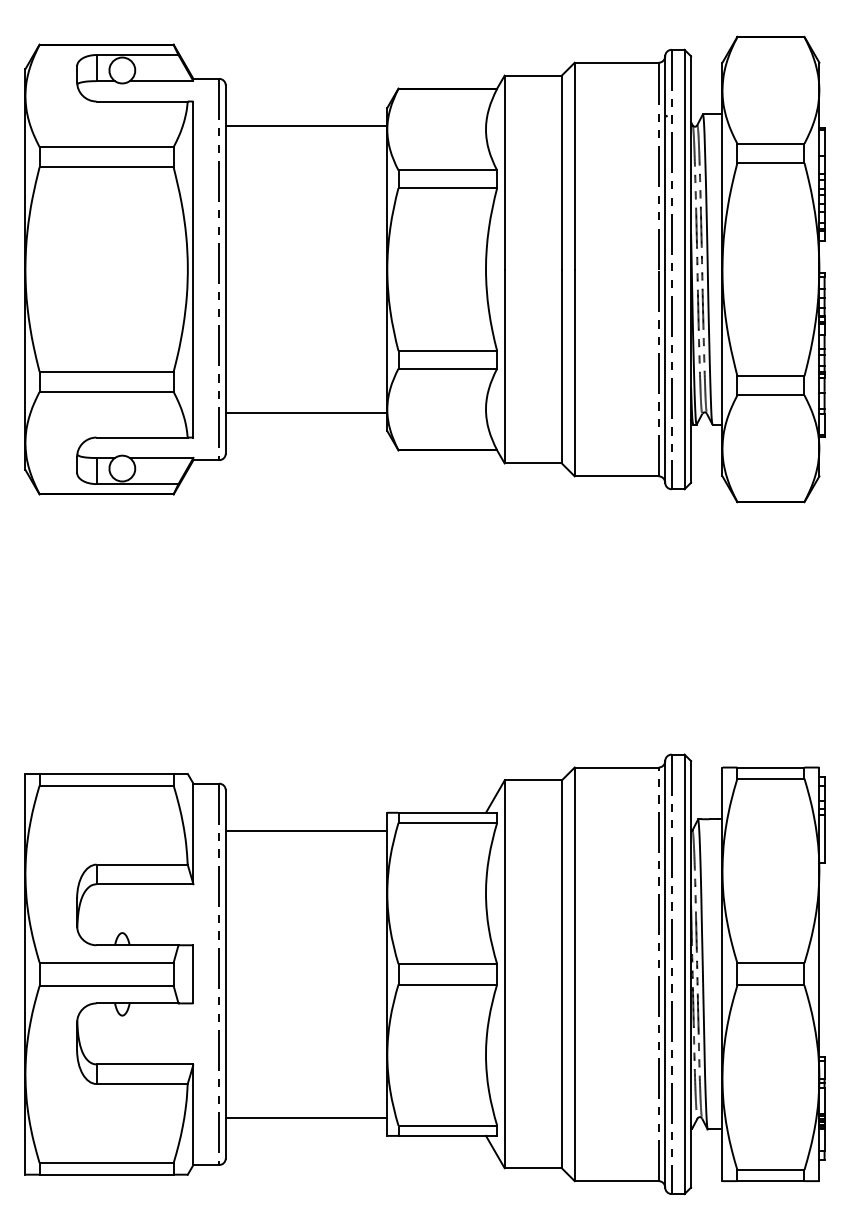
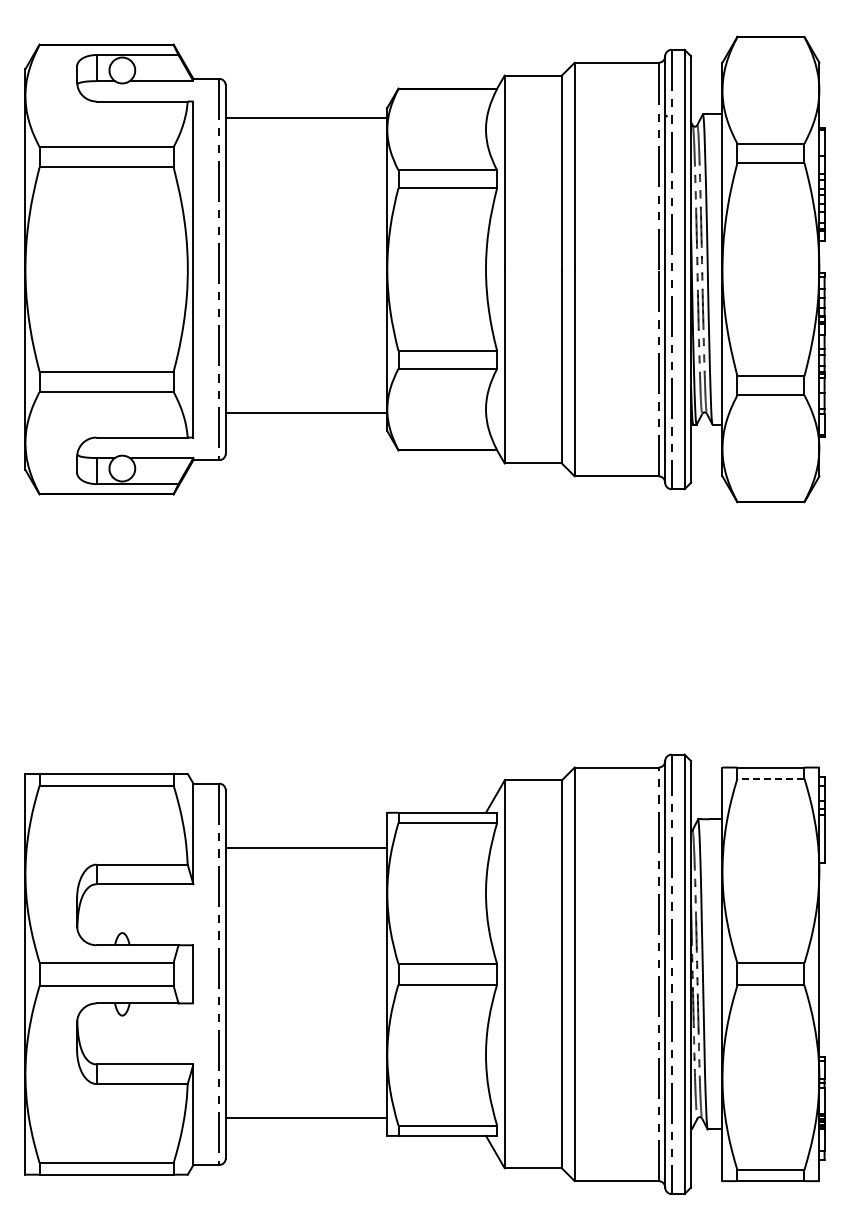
line position: (306, 126) -> (306, 118) (306, 118)
line: solid -> dashed (770, 778)
line position: (306, 830) -> (306, 847) (306, 847)
